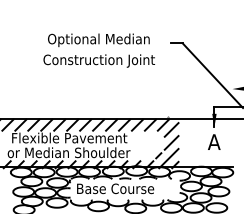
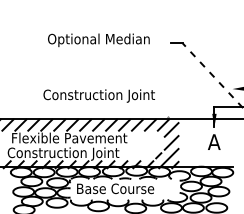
text position: (98, 60) -> (98, 95) (98, 95)
line: solid -> dashed (212, 75)
text: or Median Shoulder -> Construction Joint (68, 153)
